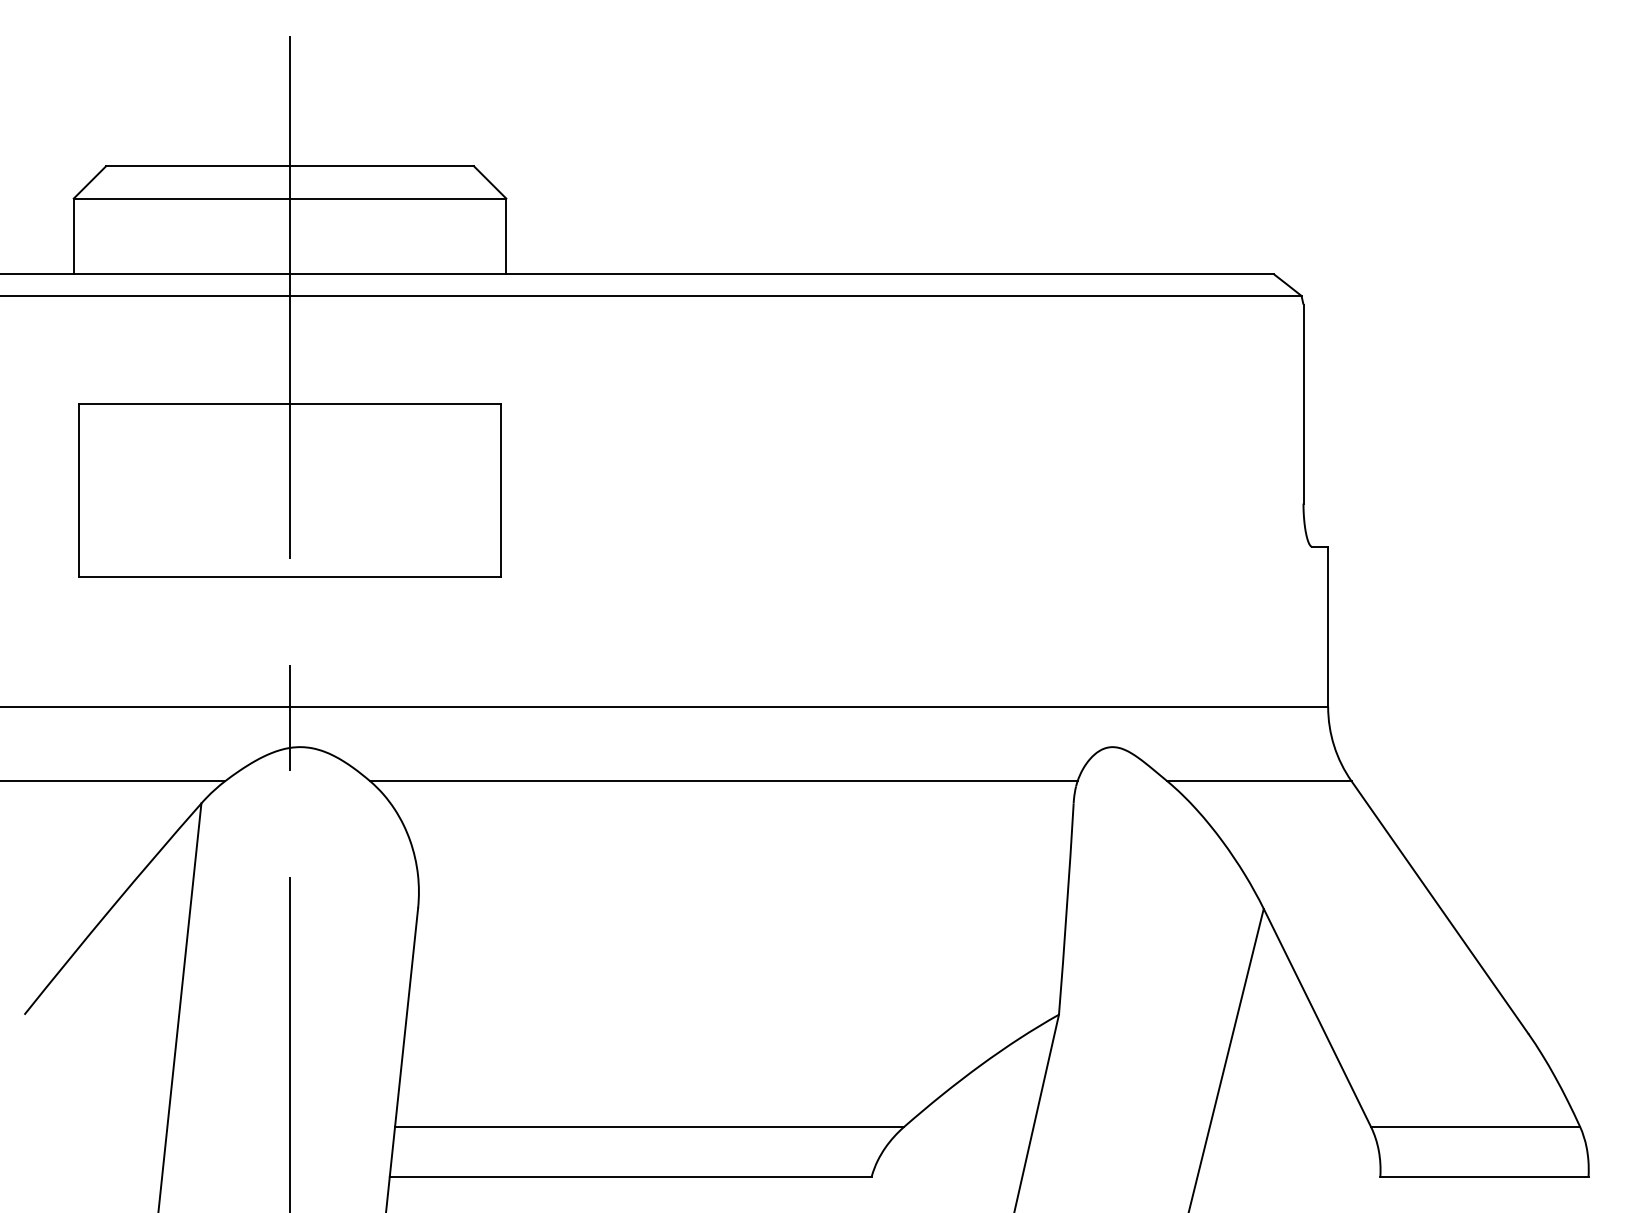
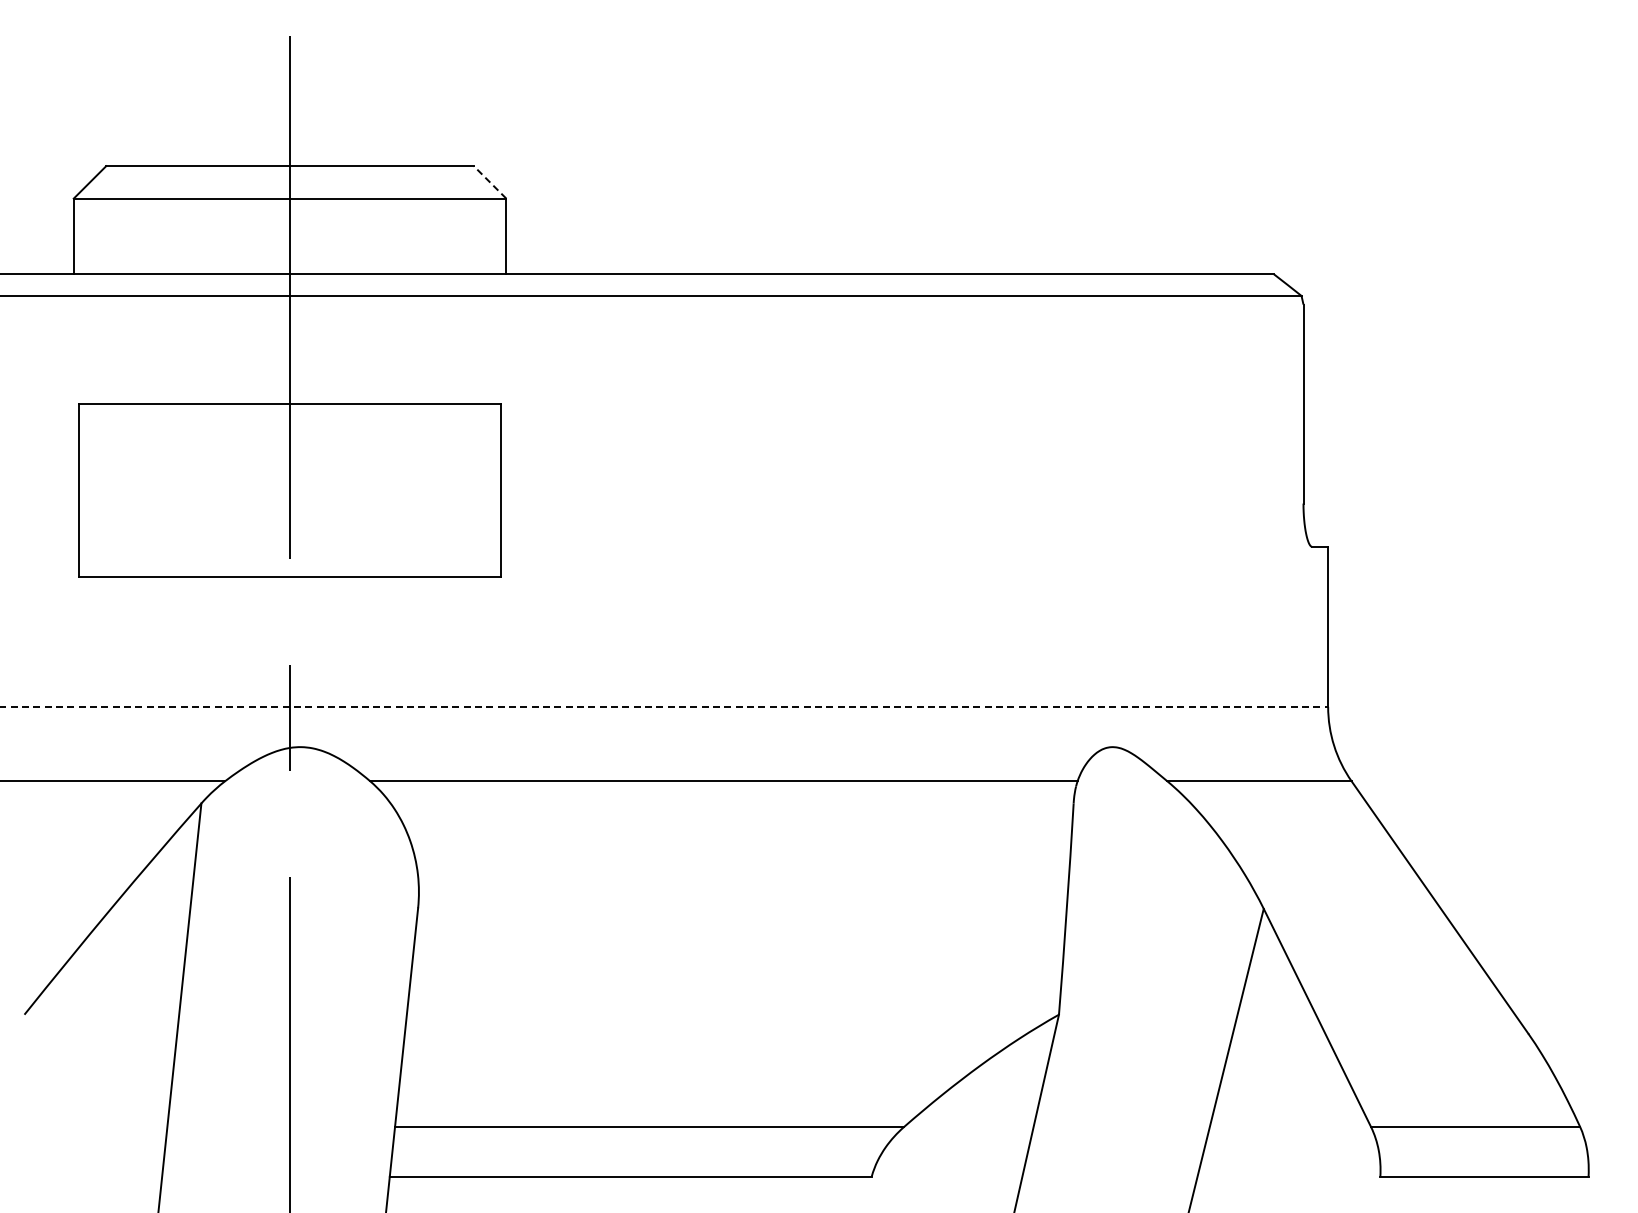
line: solid -> dashed (490, 182)
line: solid -> dashed (664, 706)
